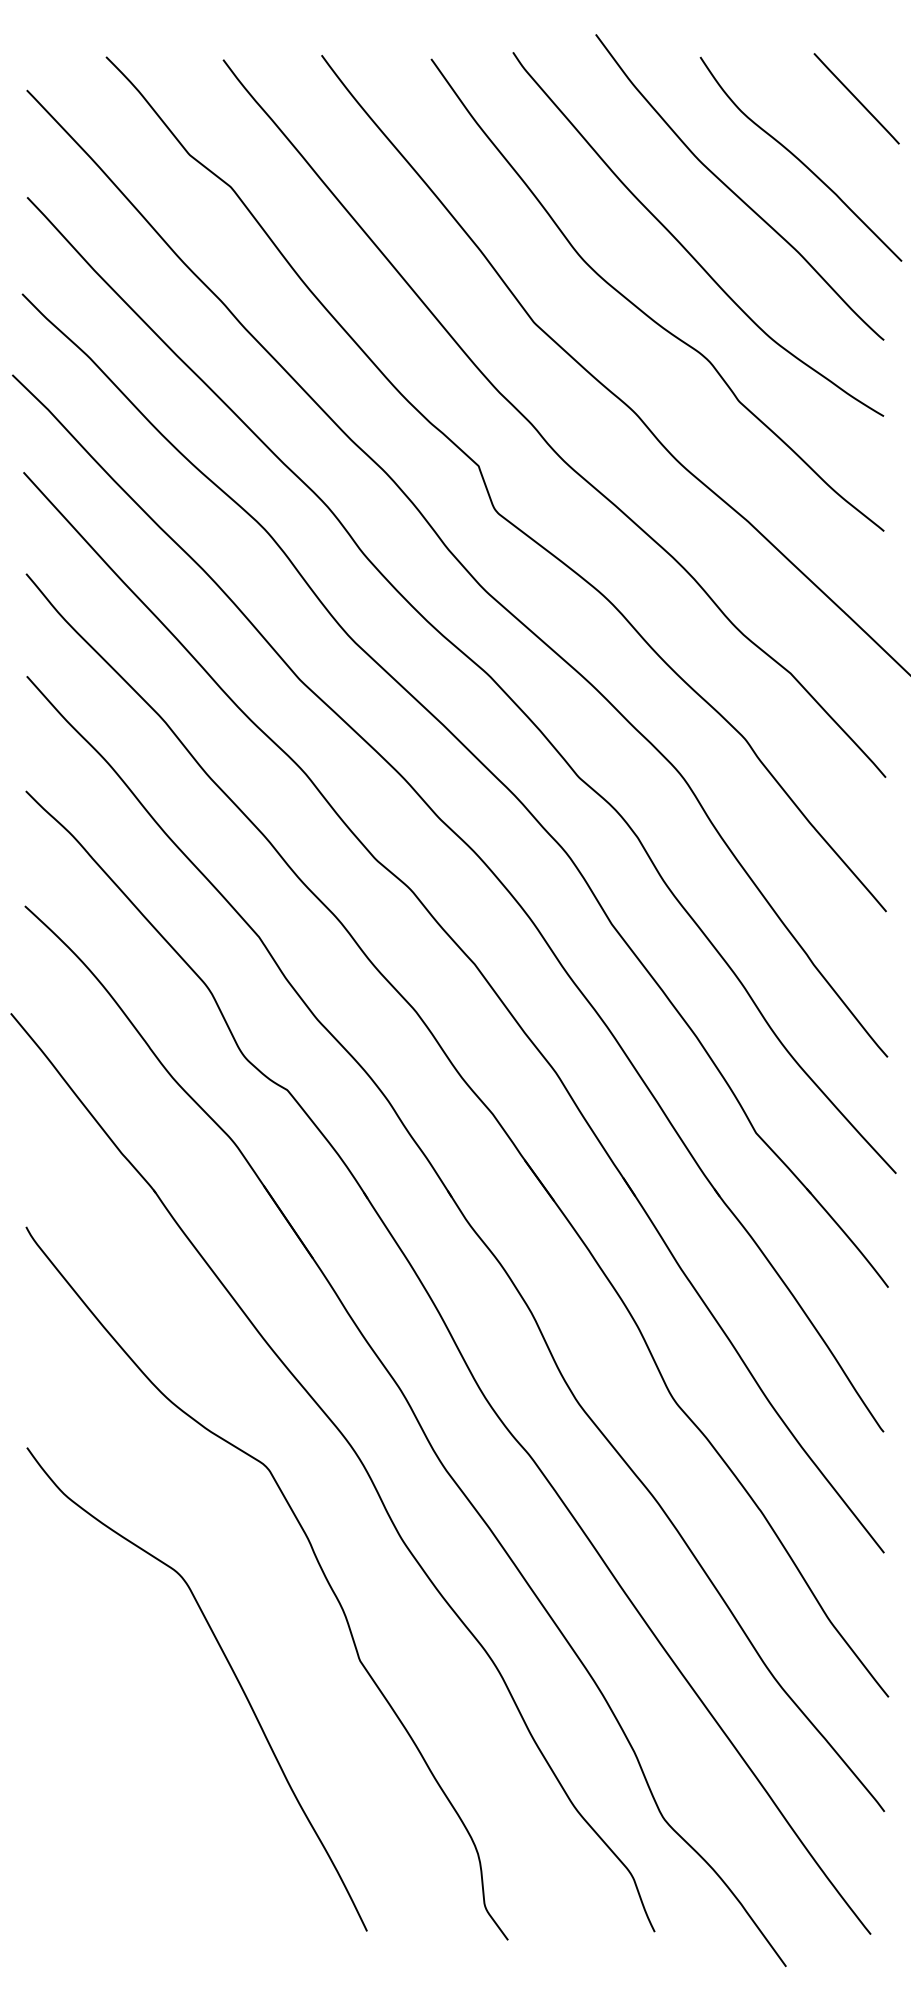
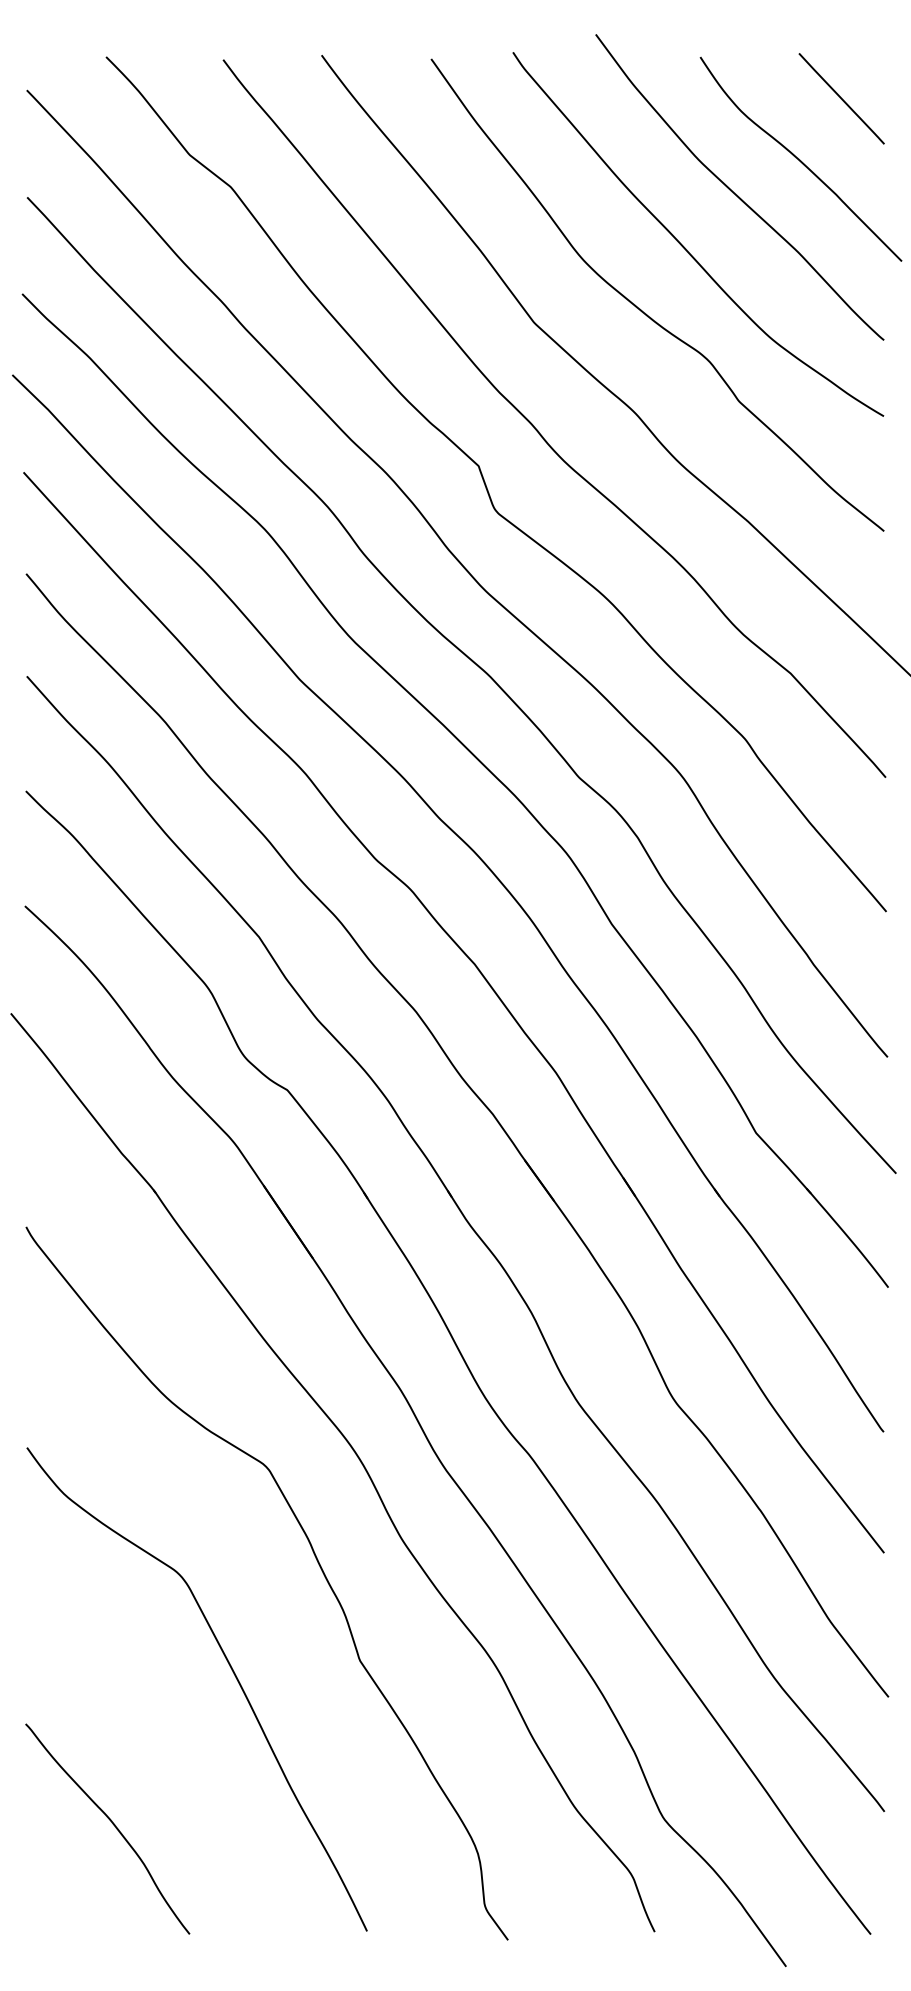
line position: (856, 98) -> (841, 98) (841, 98)
curve: none -> present (112, 1824)
